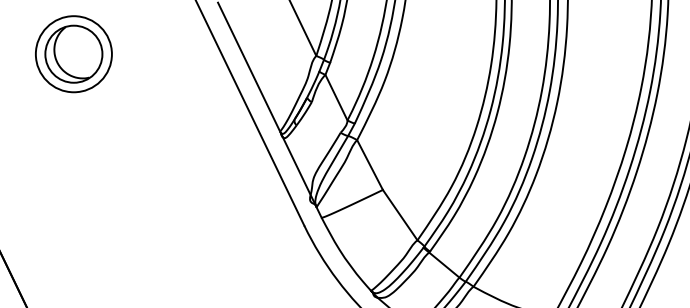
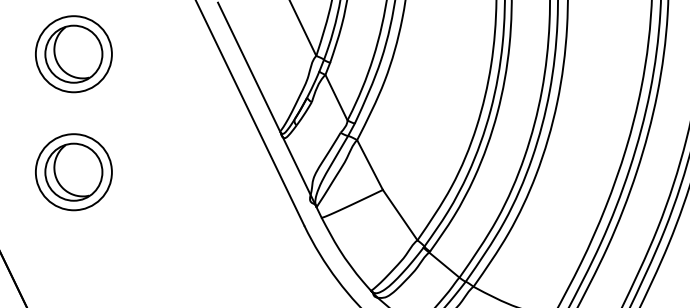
part: none -> present (73, 172)
